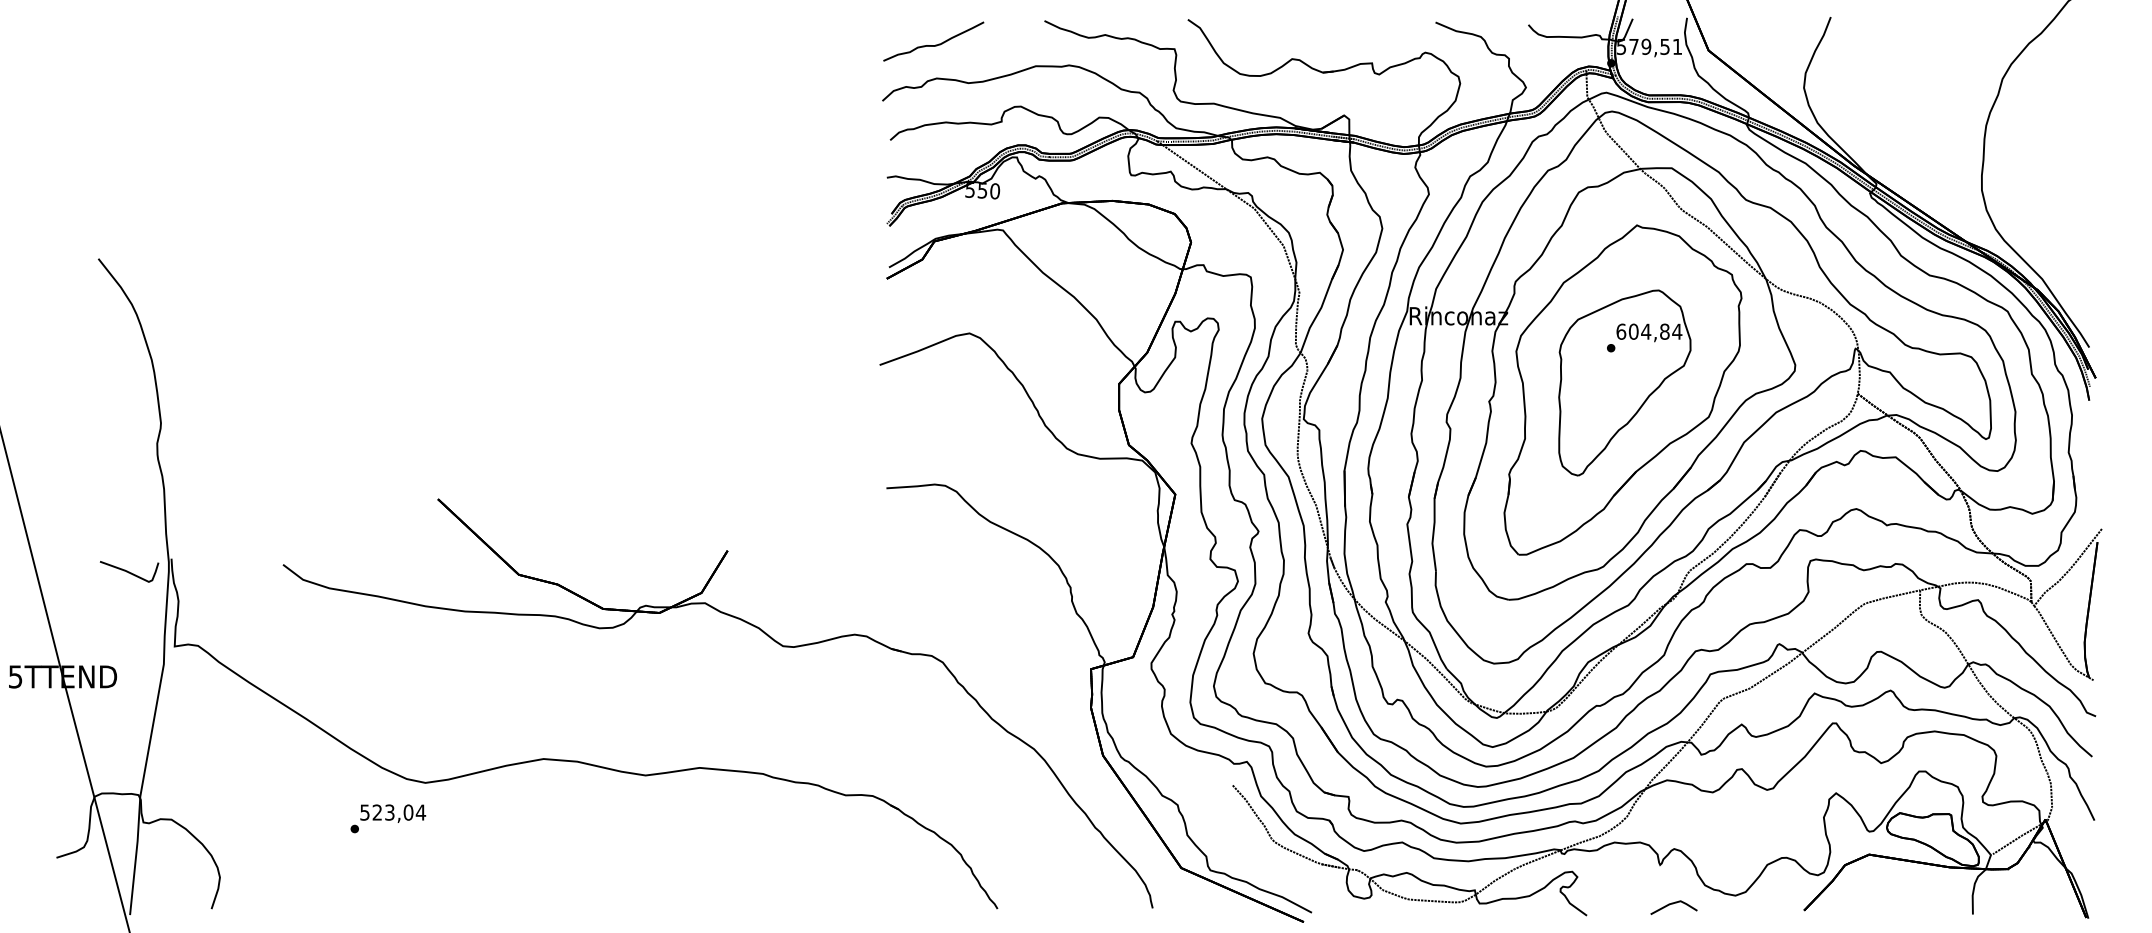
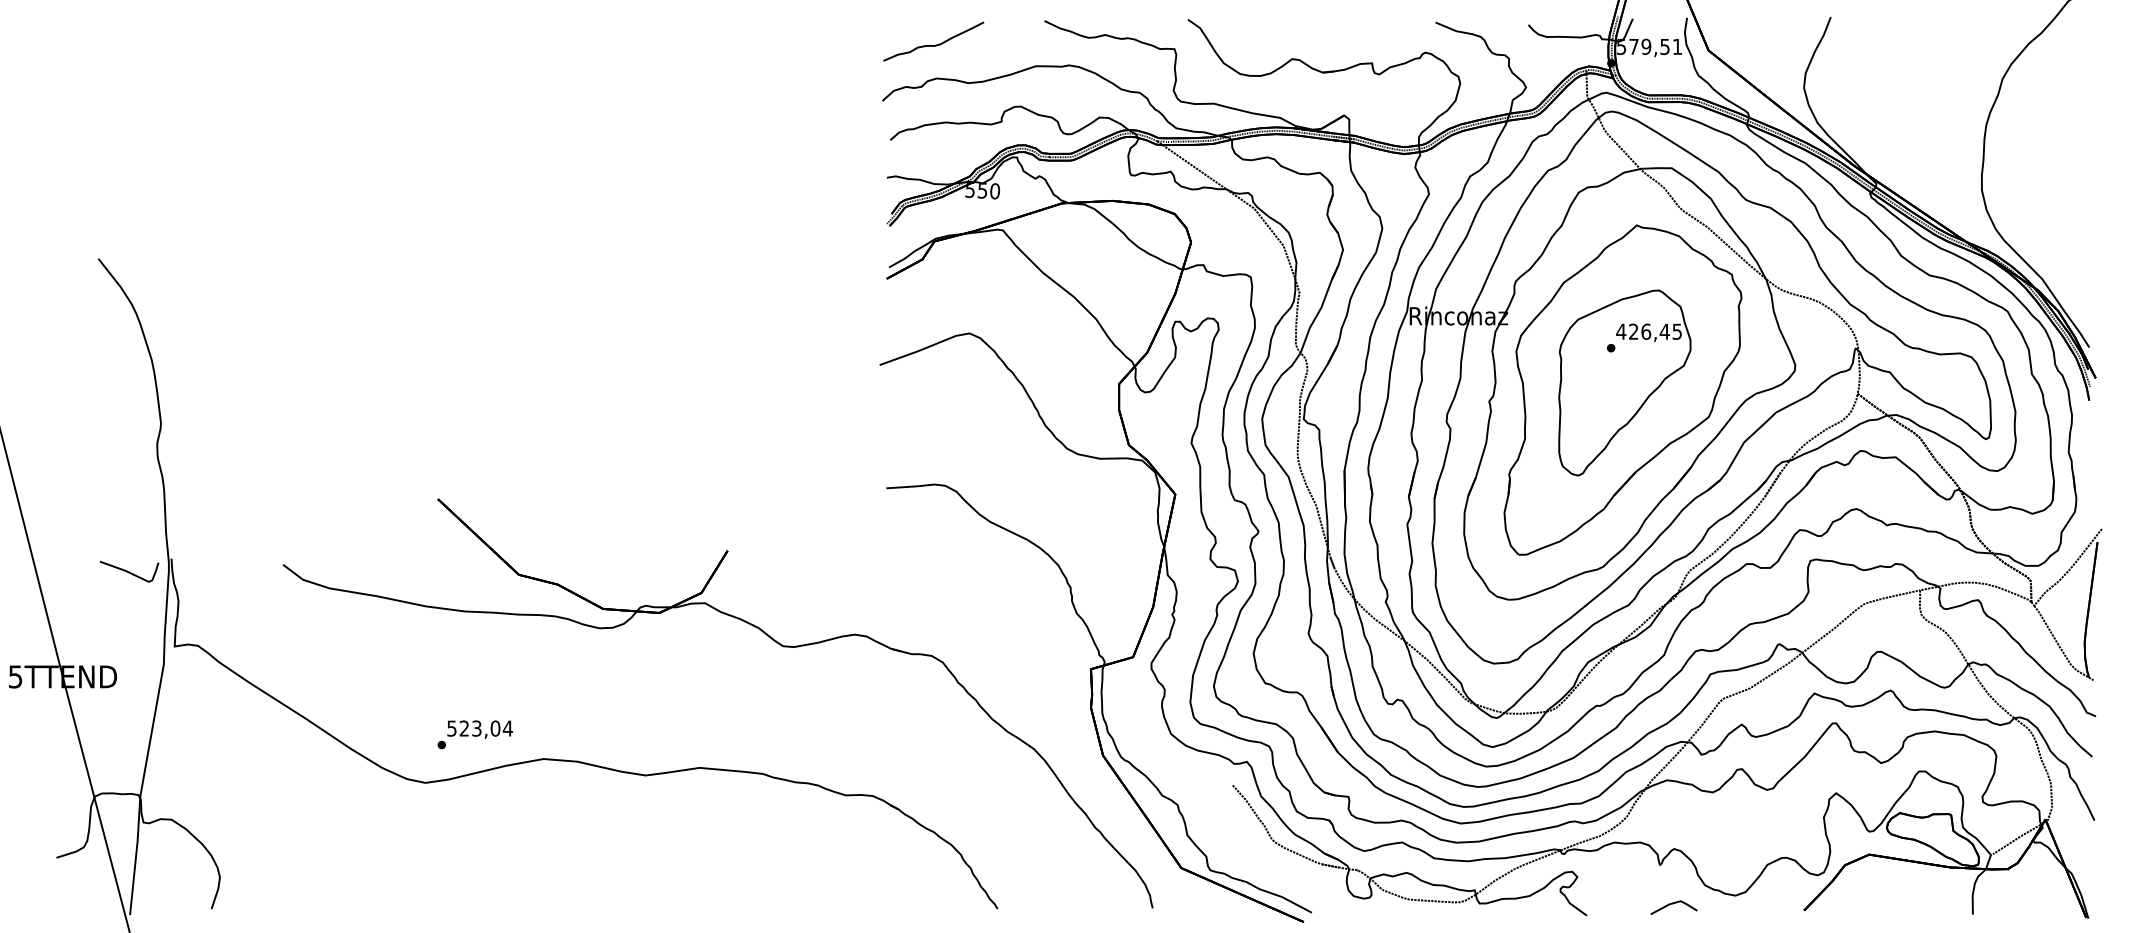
text: 604,84 -> 426,45 (1649, 331)
text position: (388, 818) -> (475, 734) (475, 734)
